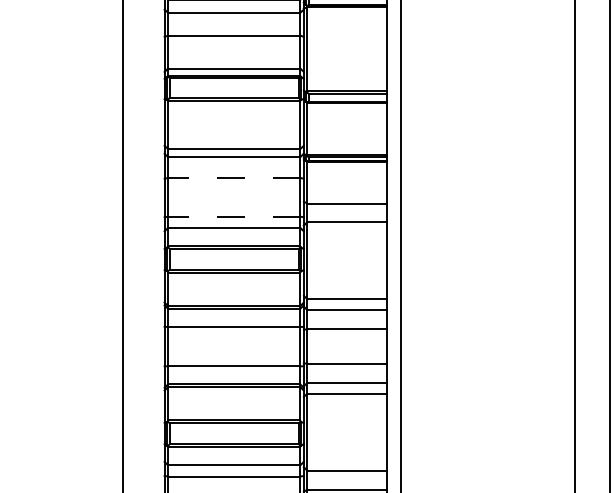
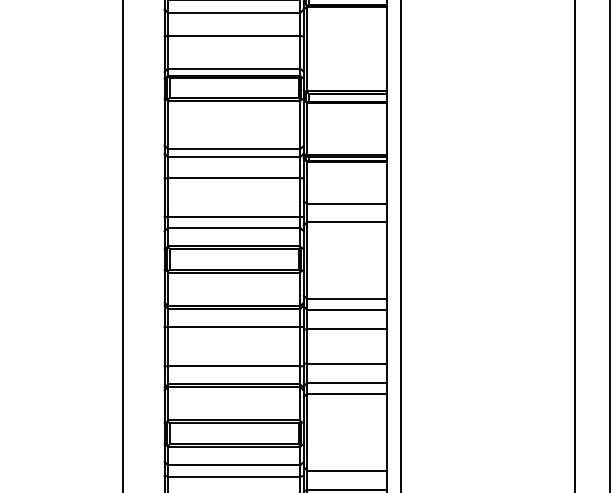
line: dashed -> solid (233, 177)
line: dashed -> solid (233, 216)
